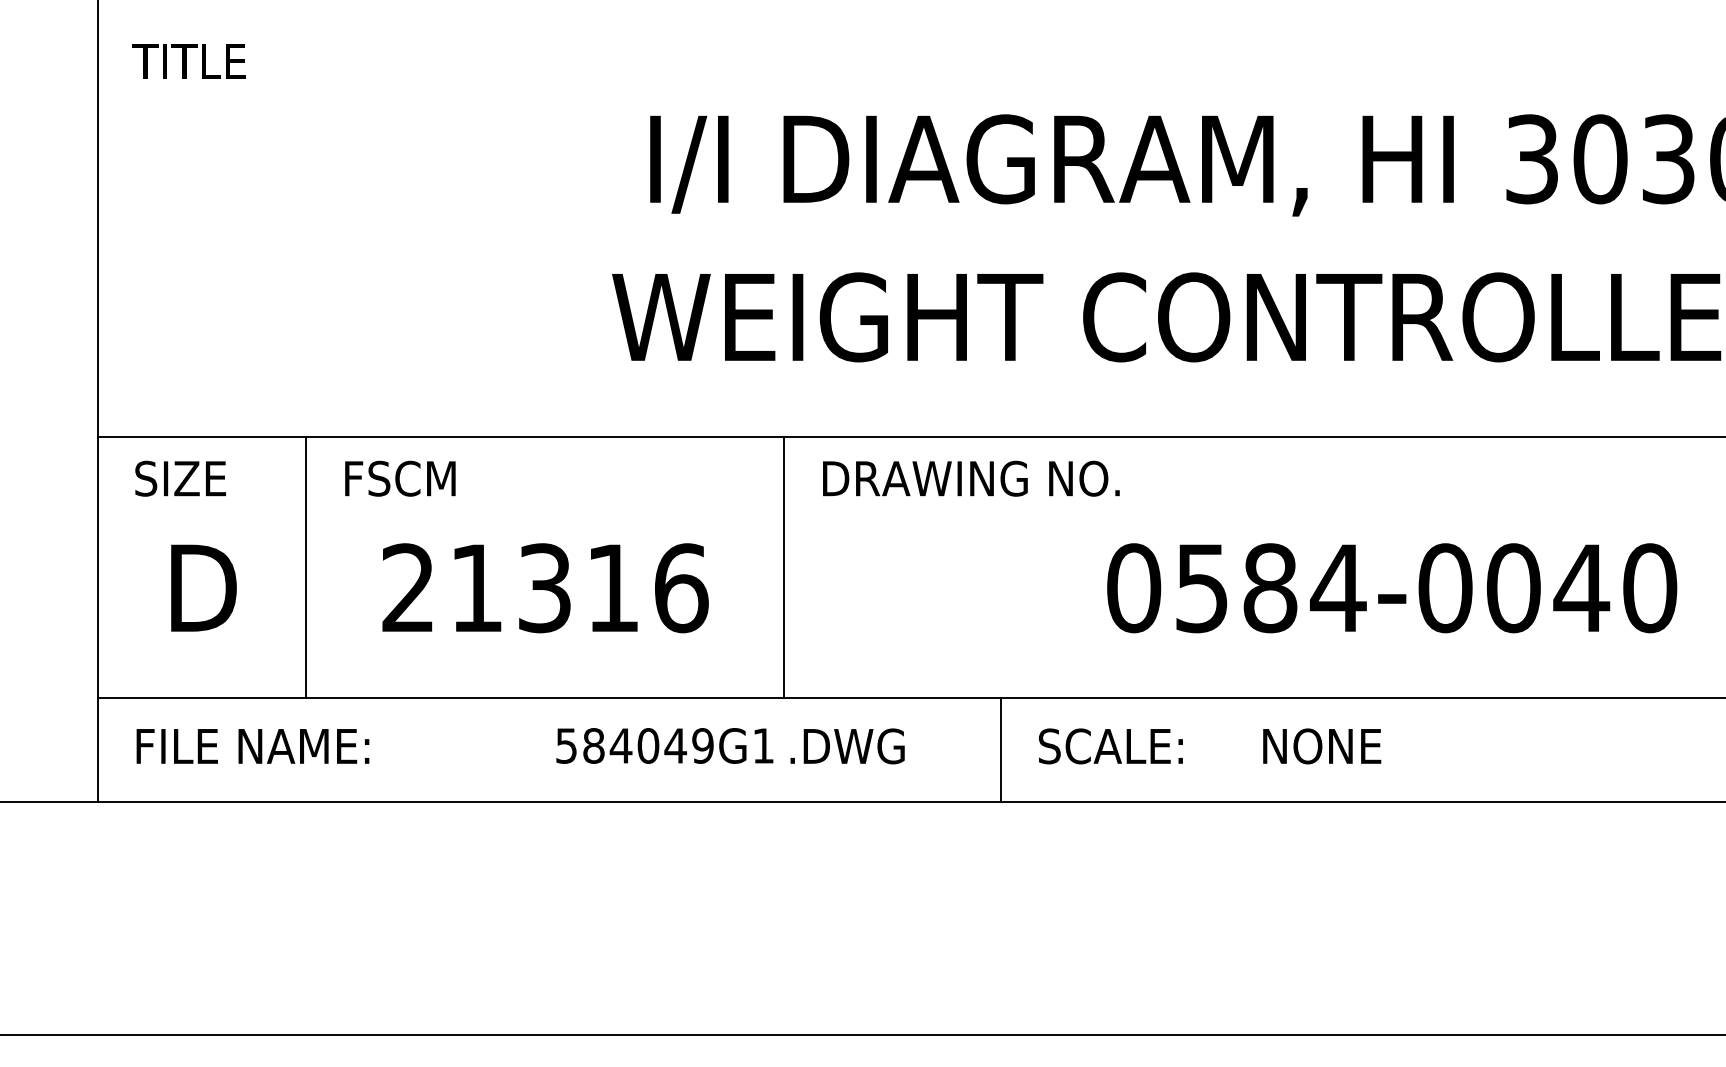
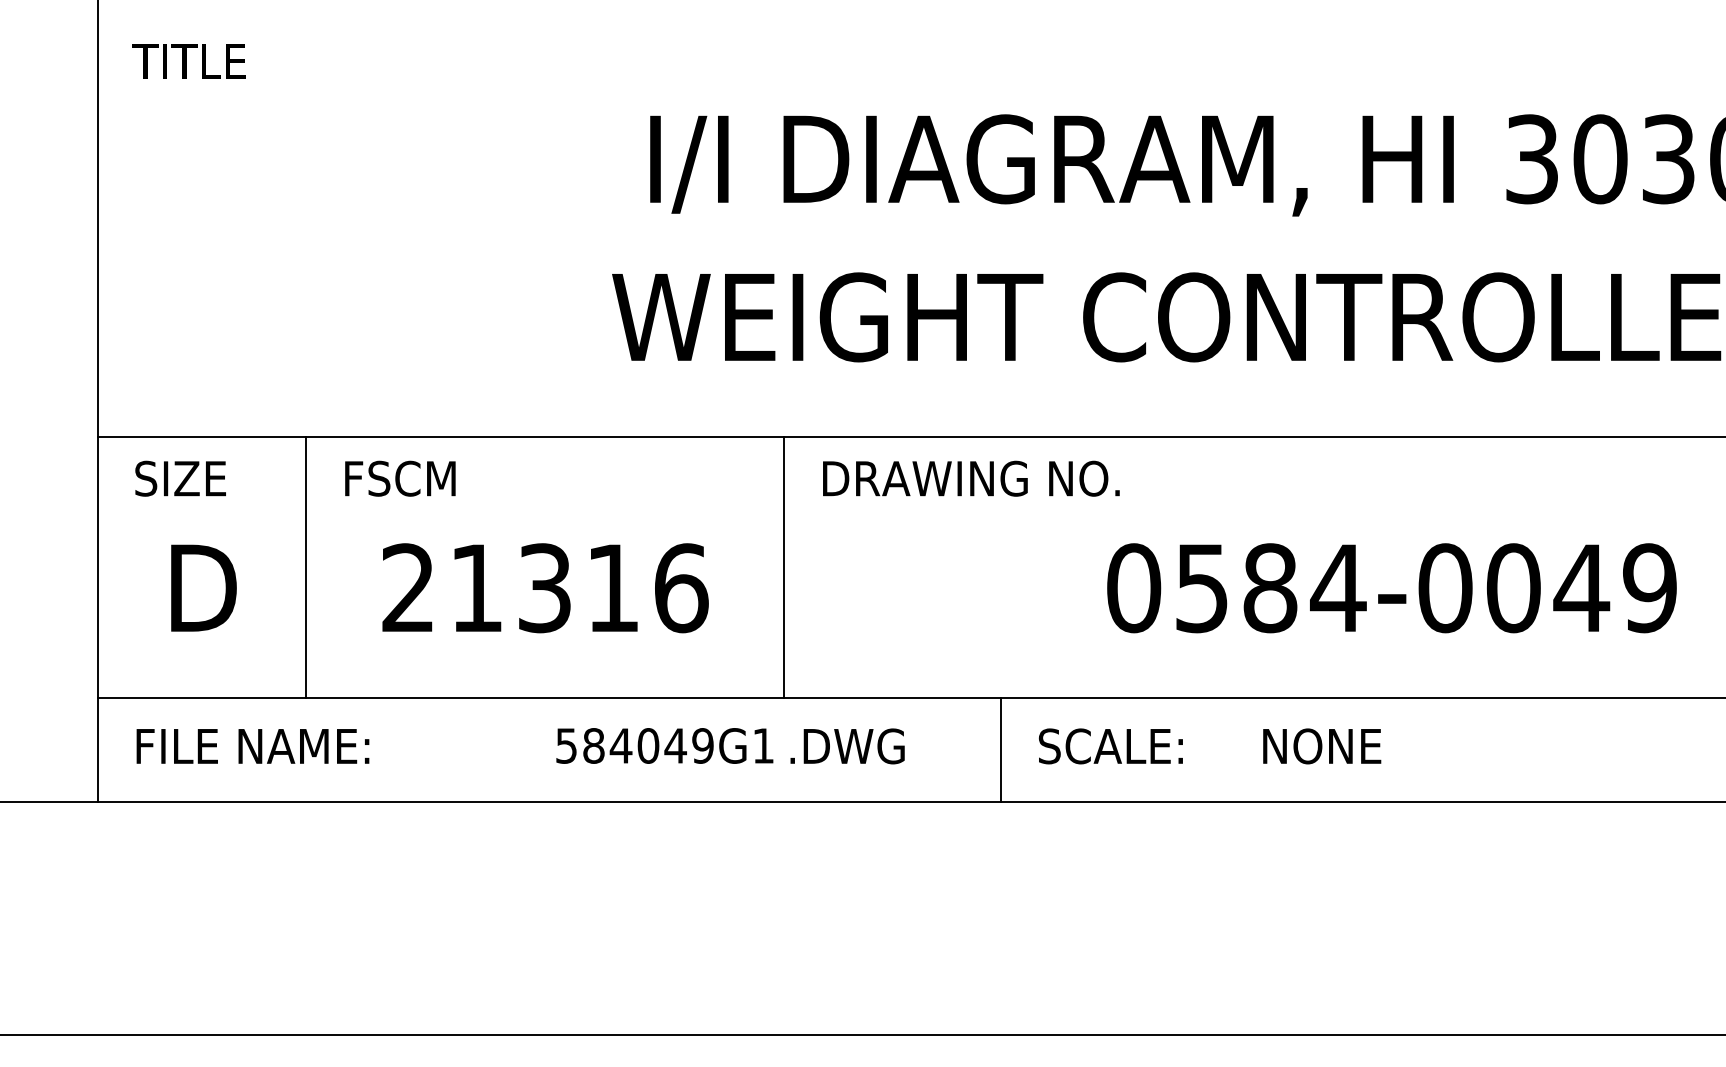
text: 0584-0040 -> 0584-0049 (1650, 588)
